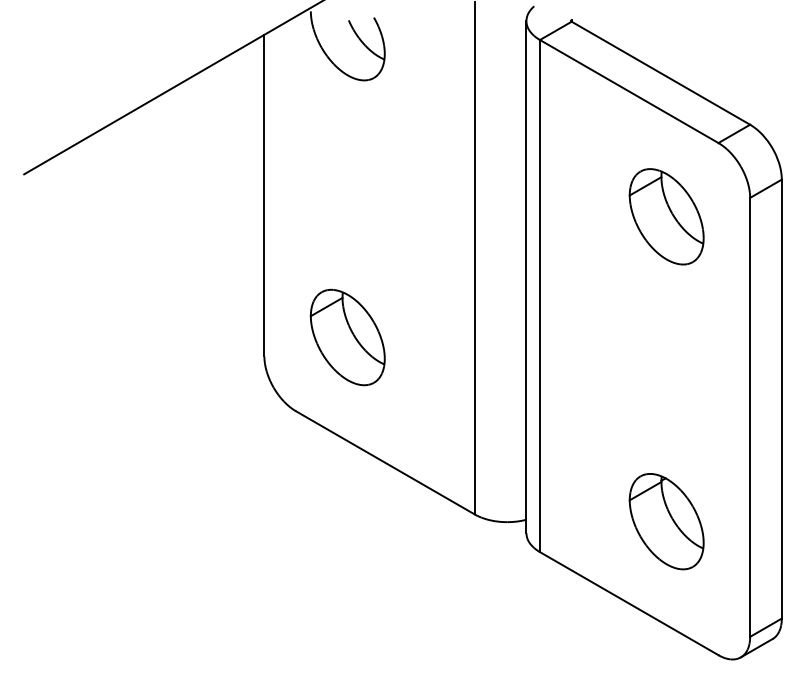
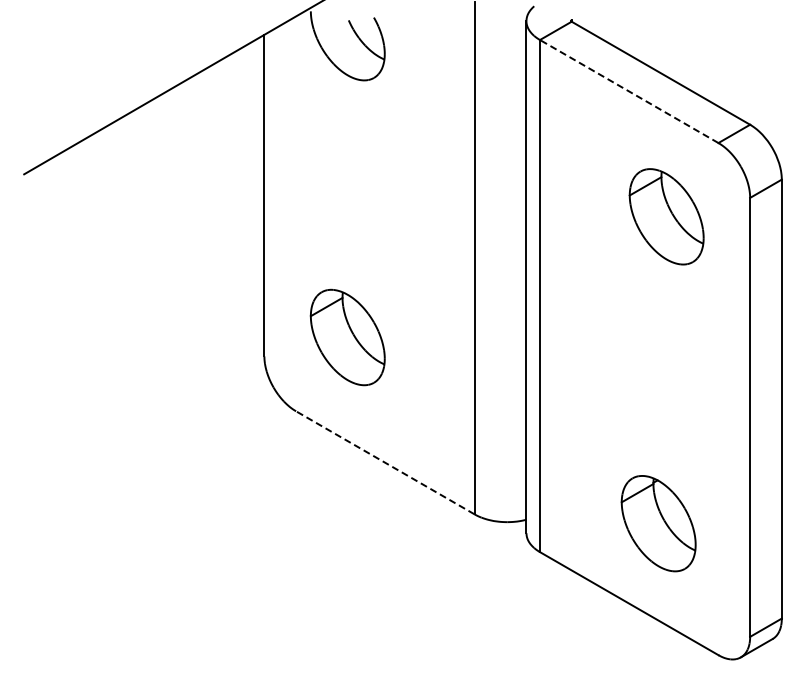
line: solid -> dashed (628, 91)
line: solid -> dashed (384, 462)
part position: (666, 521) -> (658, 523) (658, 523)
